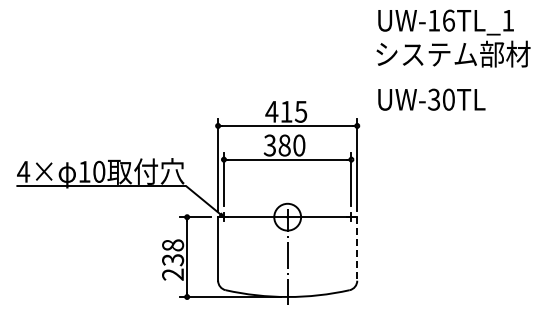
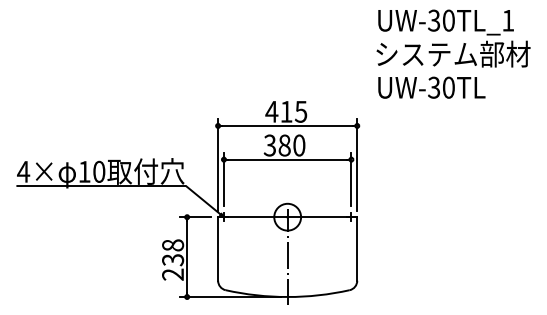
text: UW-16TL_1 -> UW-30TL_1 (441, 20)
text position: (431, 99) -> (431, 87) (431, 87)
line: dashed -> solid (357, 248)
